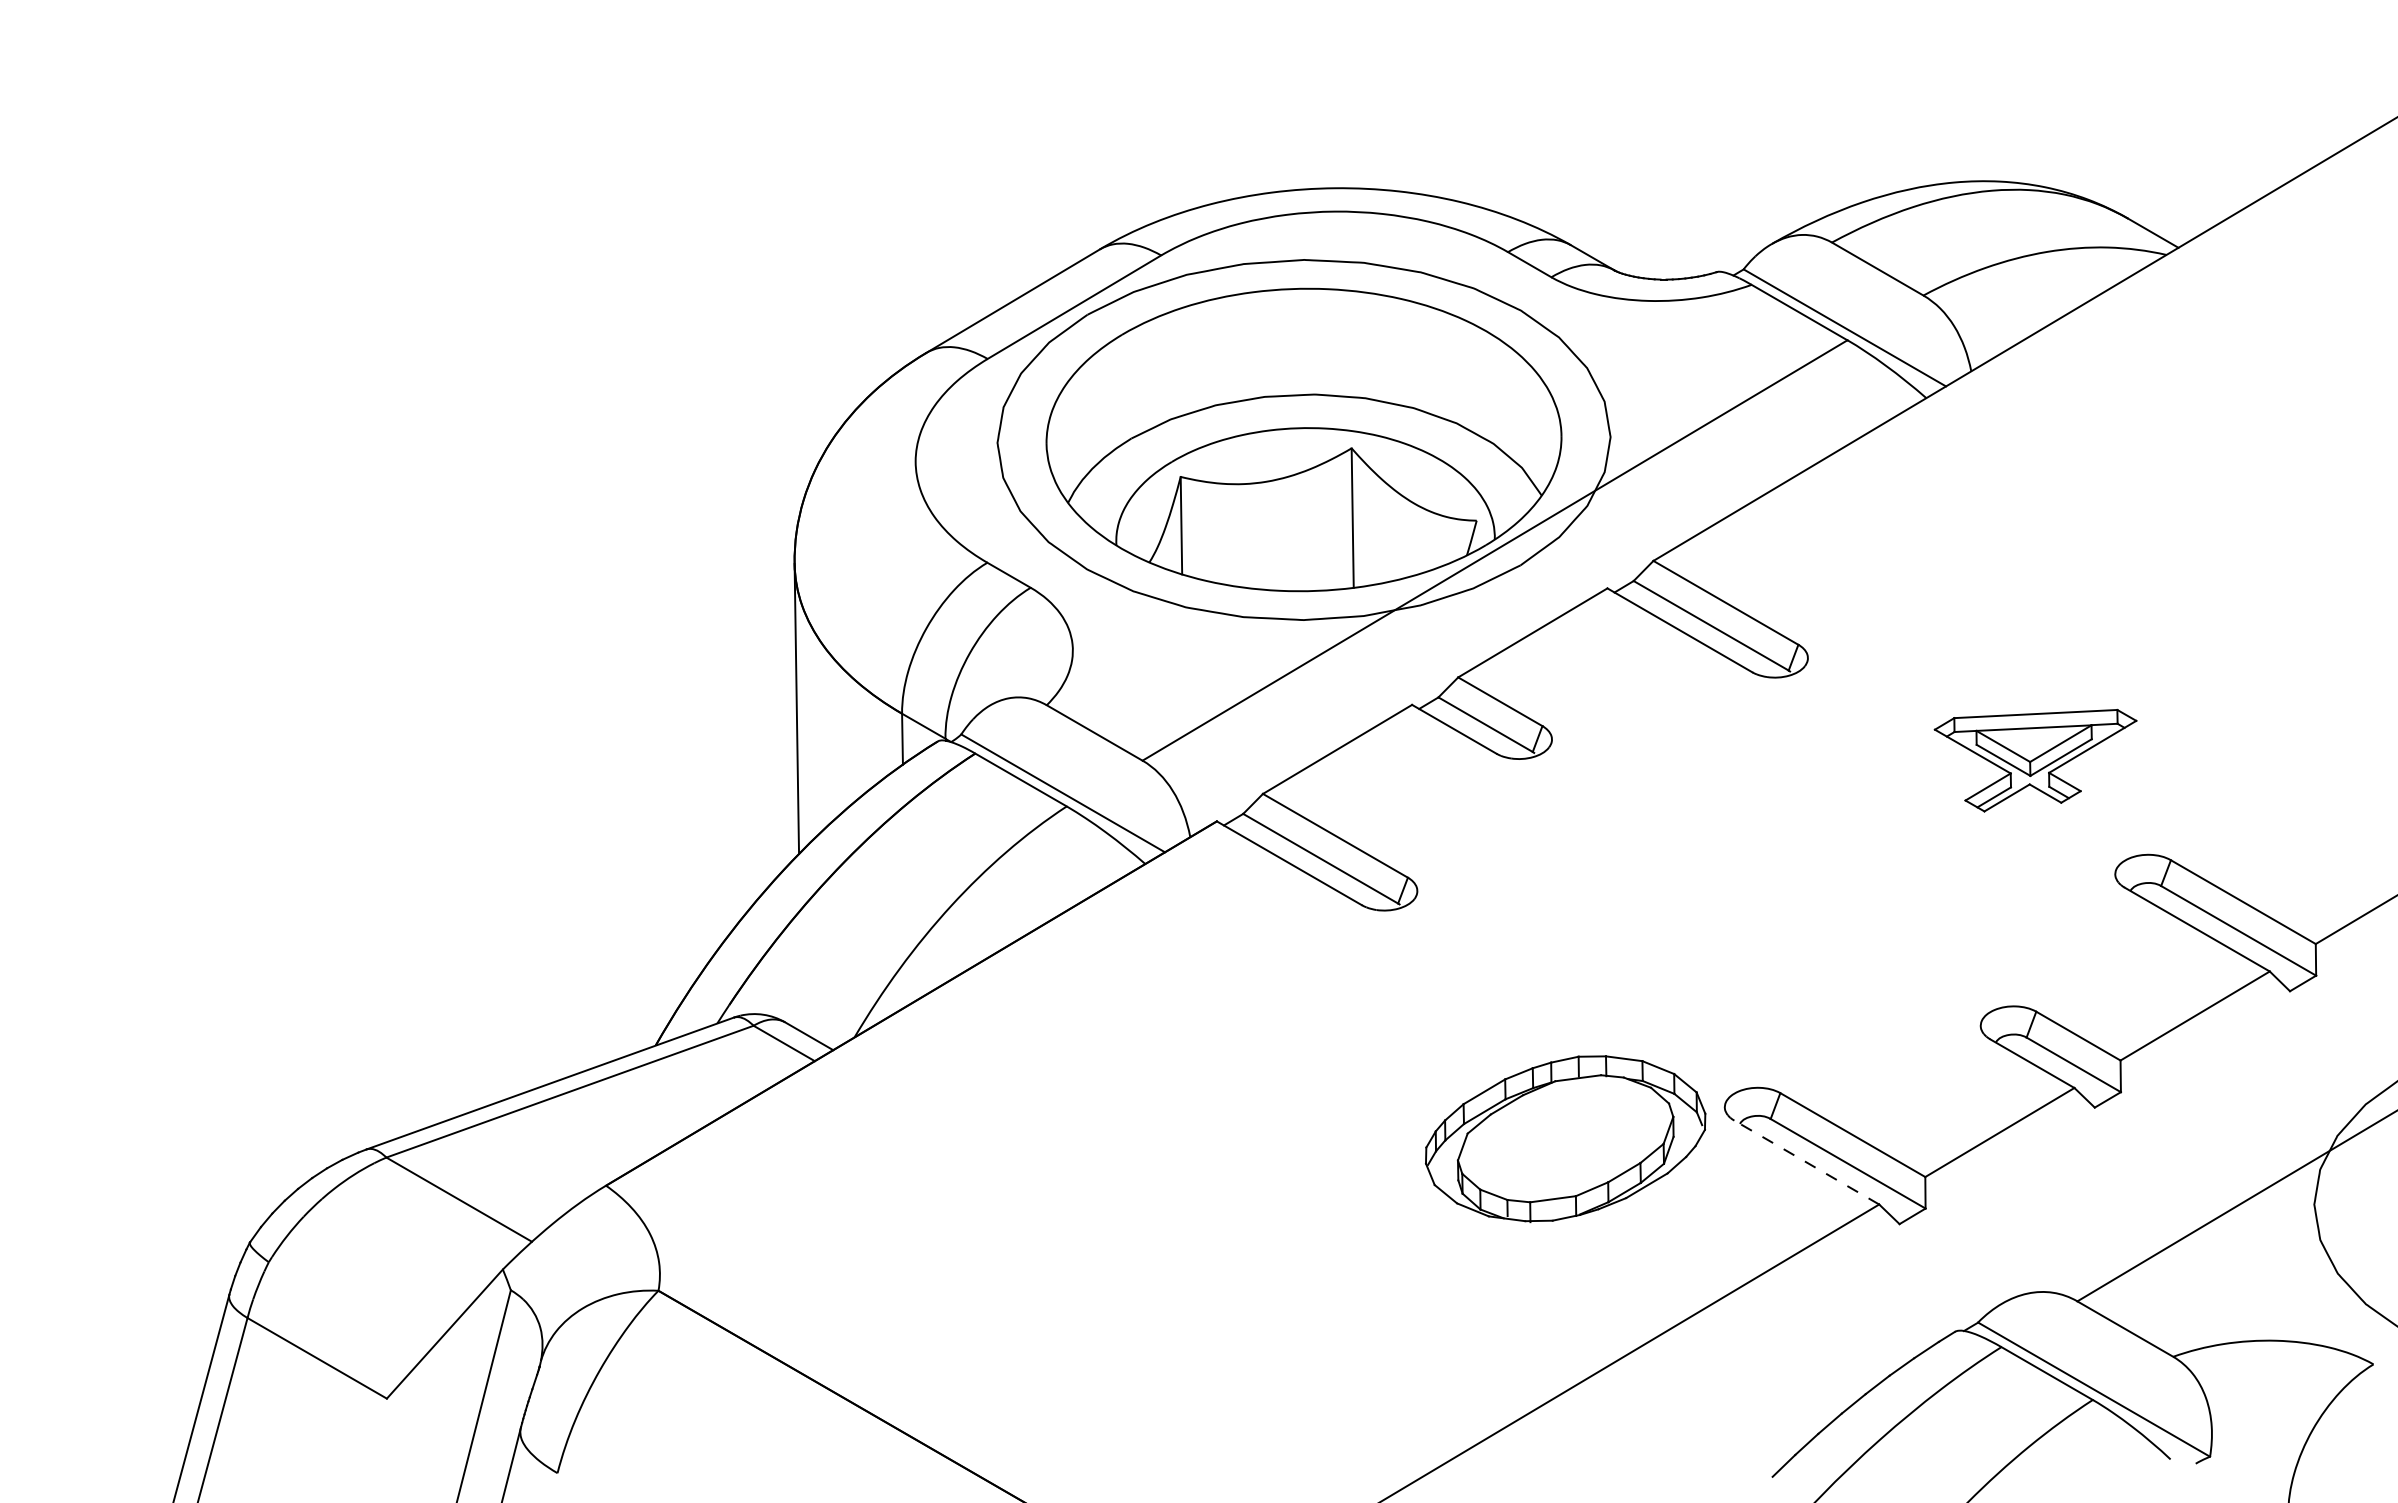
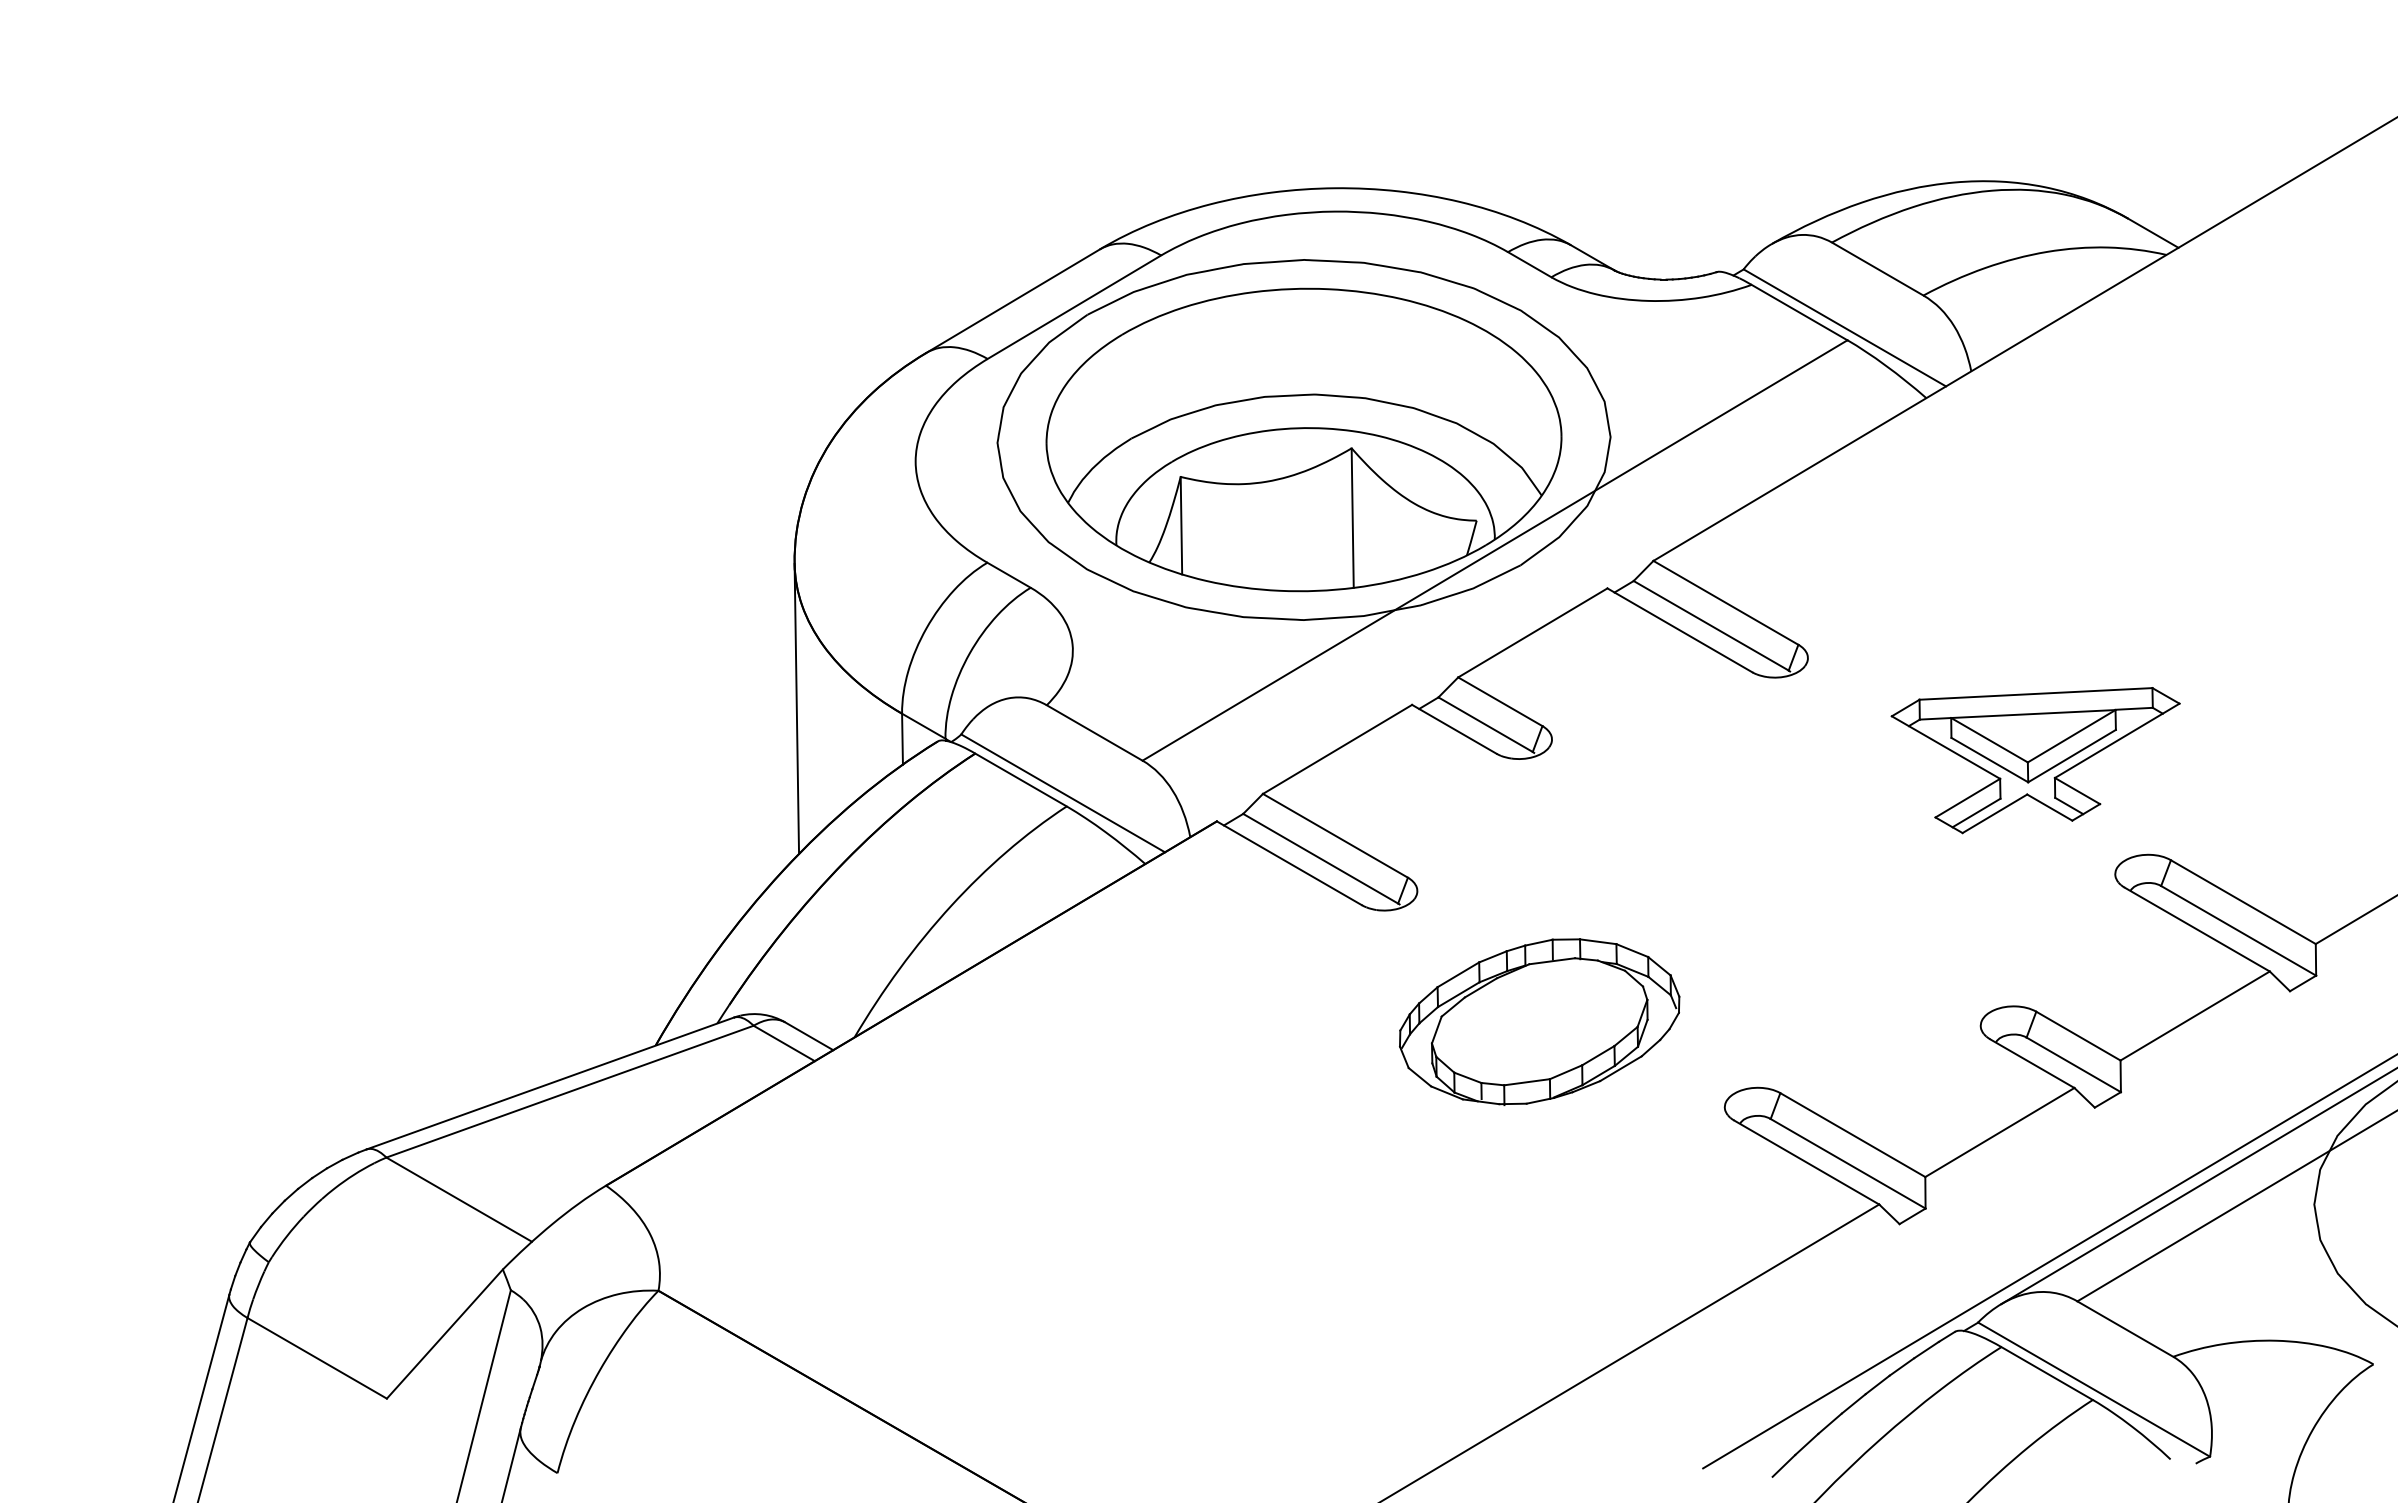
part size: 205x105 px -> 291x148 px (2035, 760)
part position: (1565, 1139) -> (1539, 1022) (1539, 1022)
line: dashed -> solid (1806, 1162)
line: none -> present (2197, 1186)
line: none -> present (2048, 1261)
